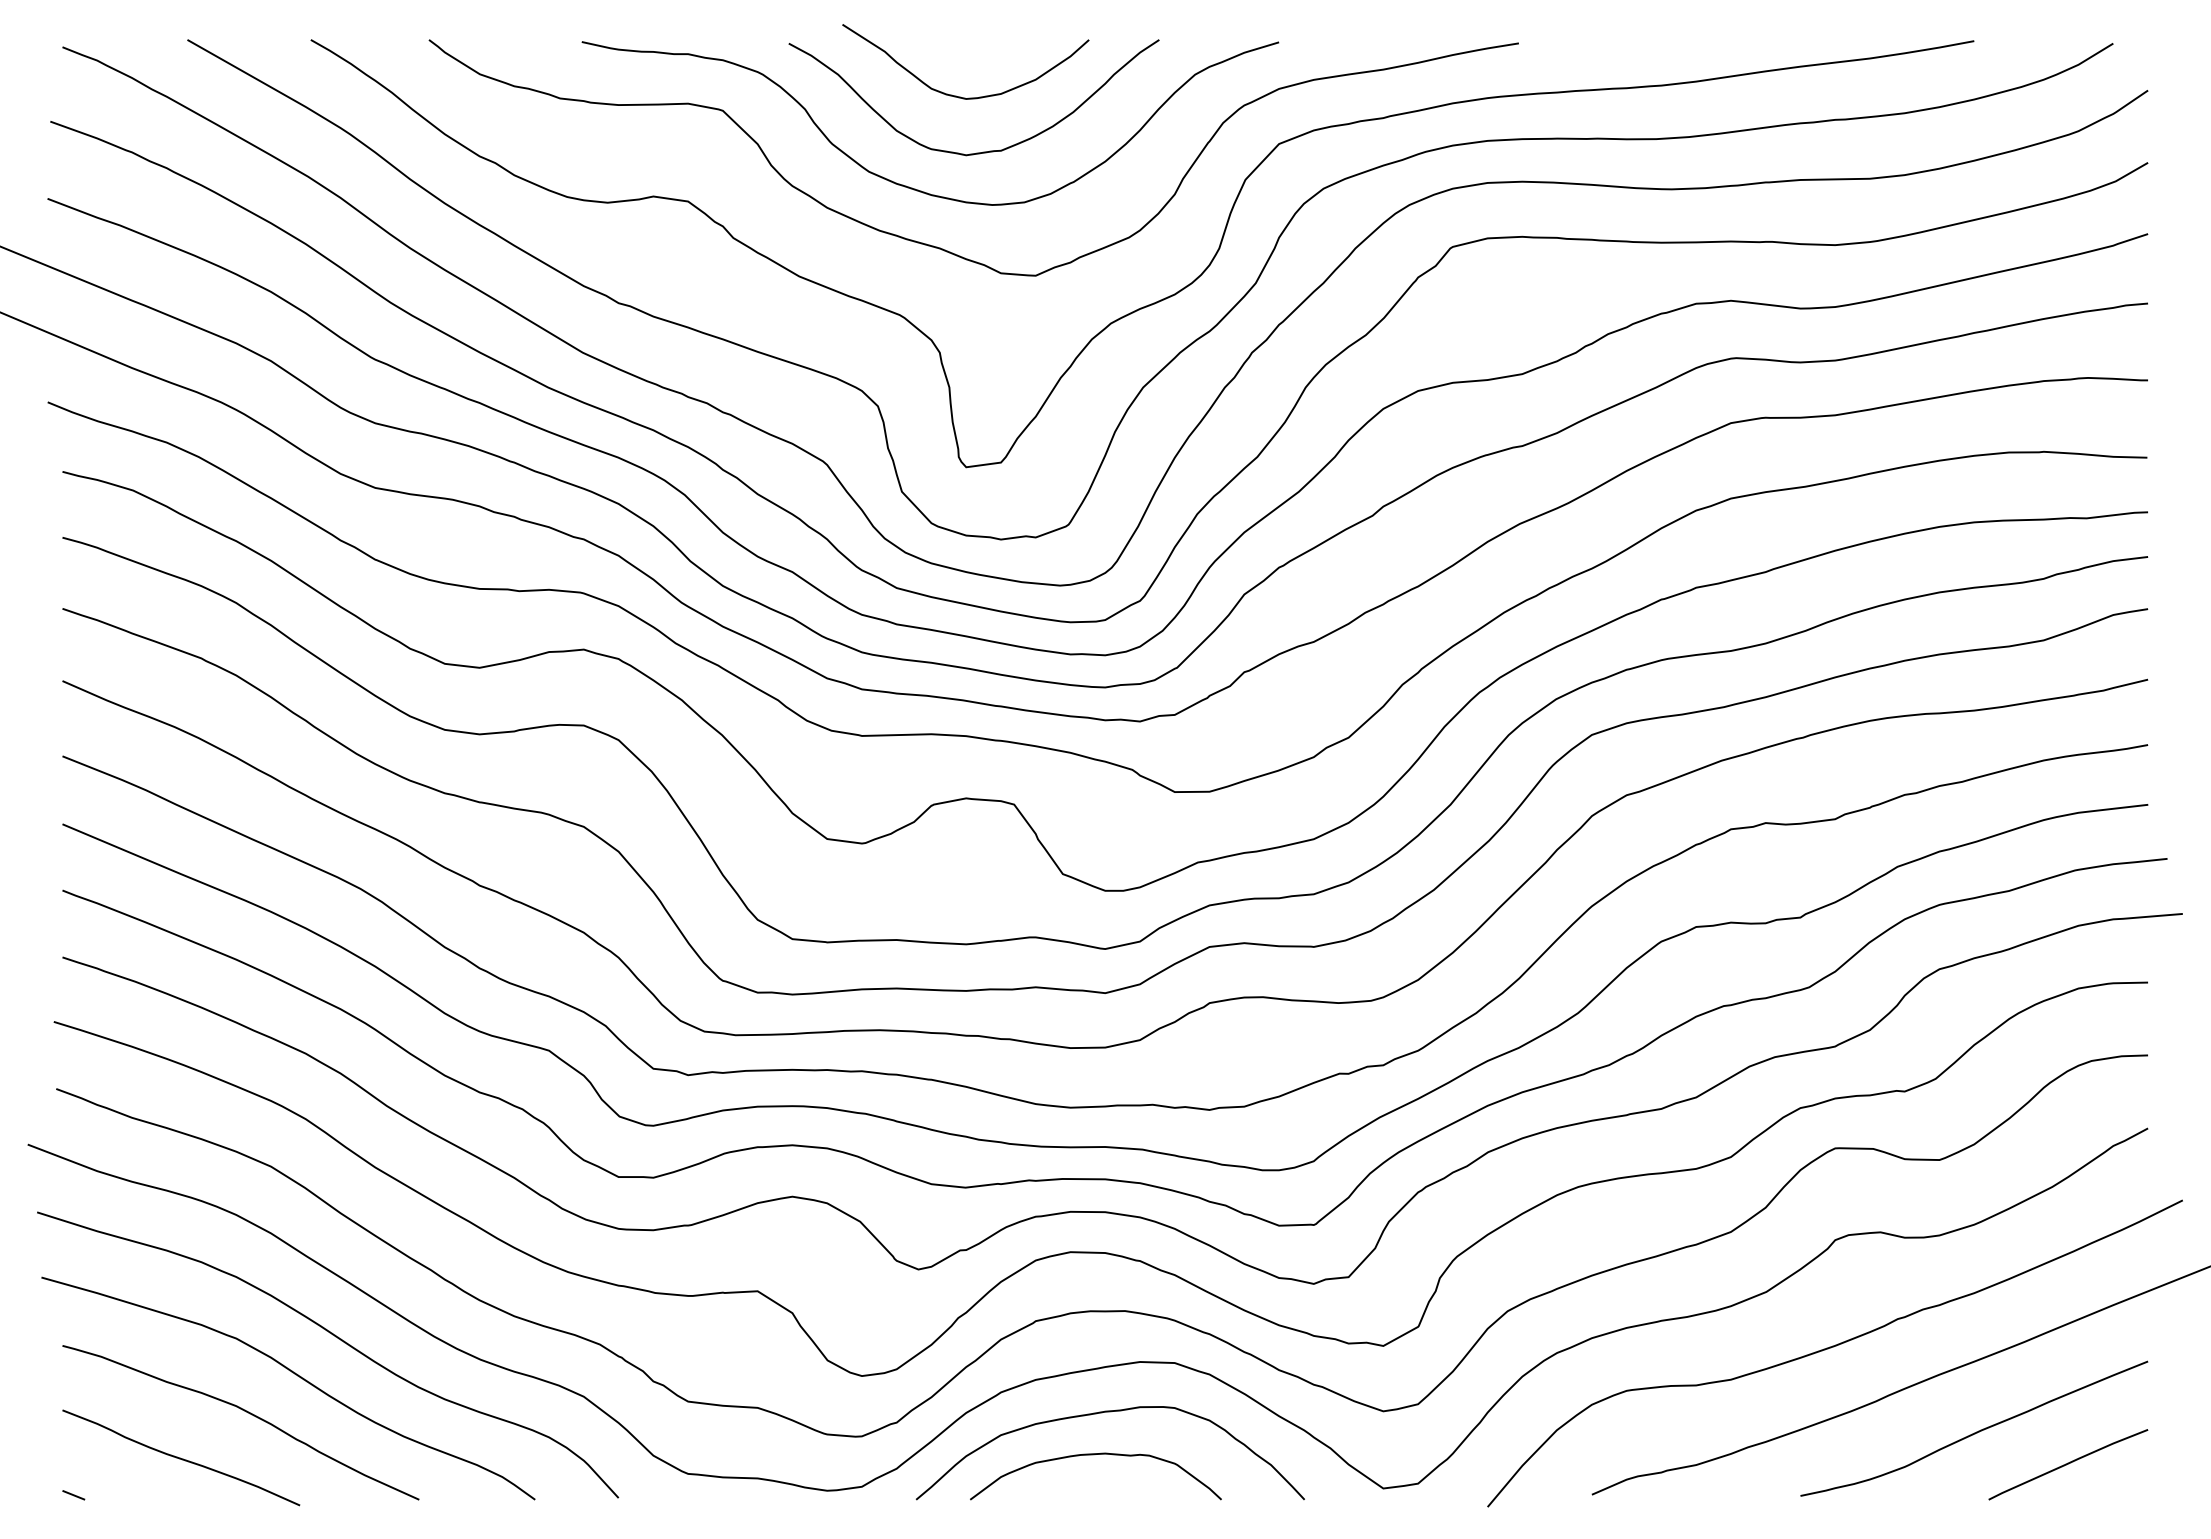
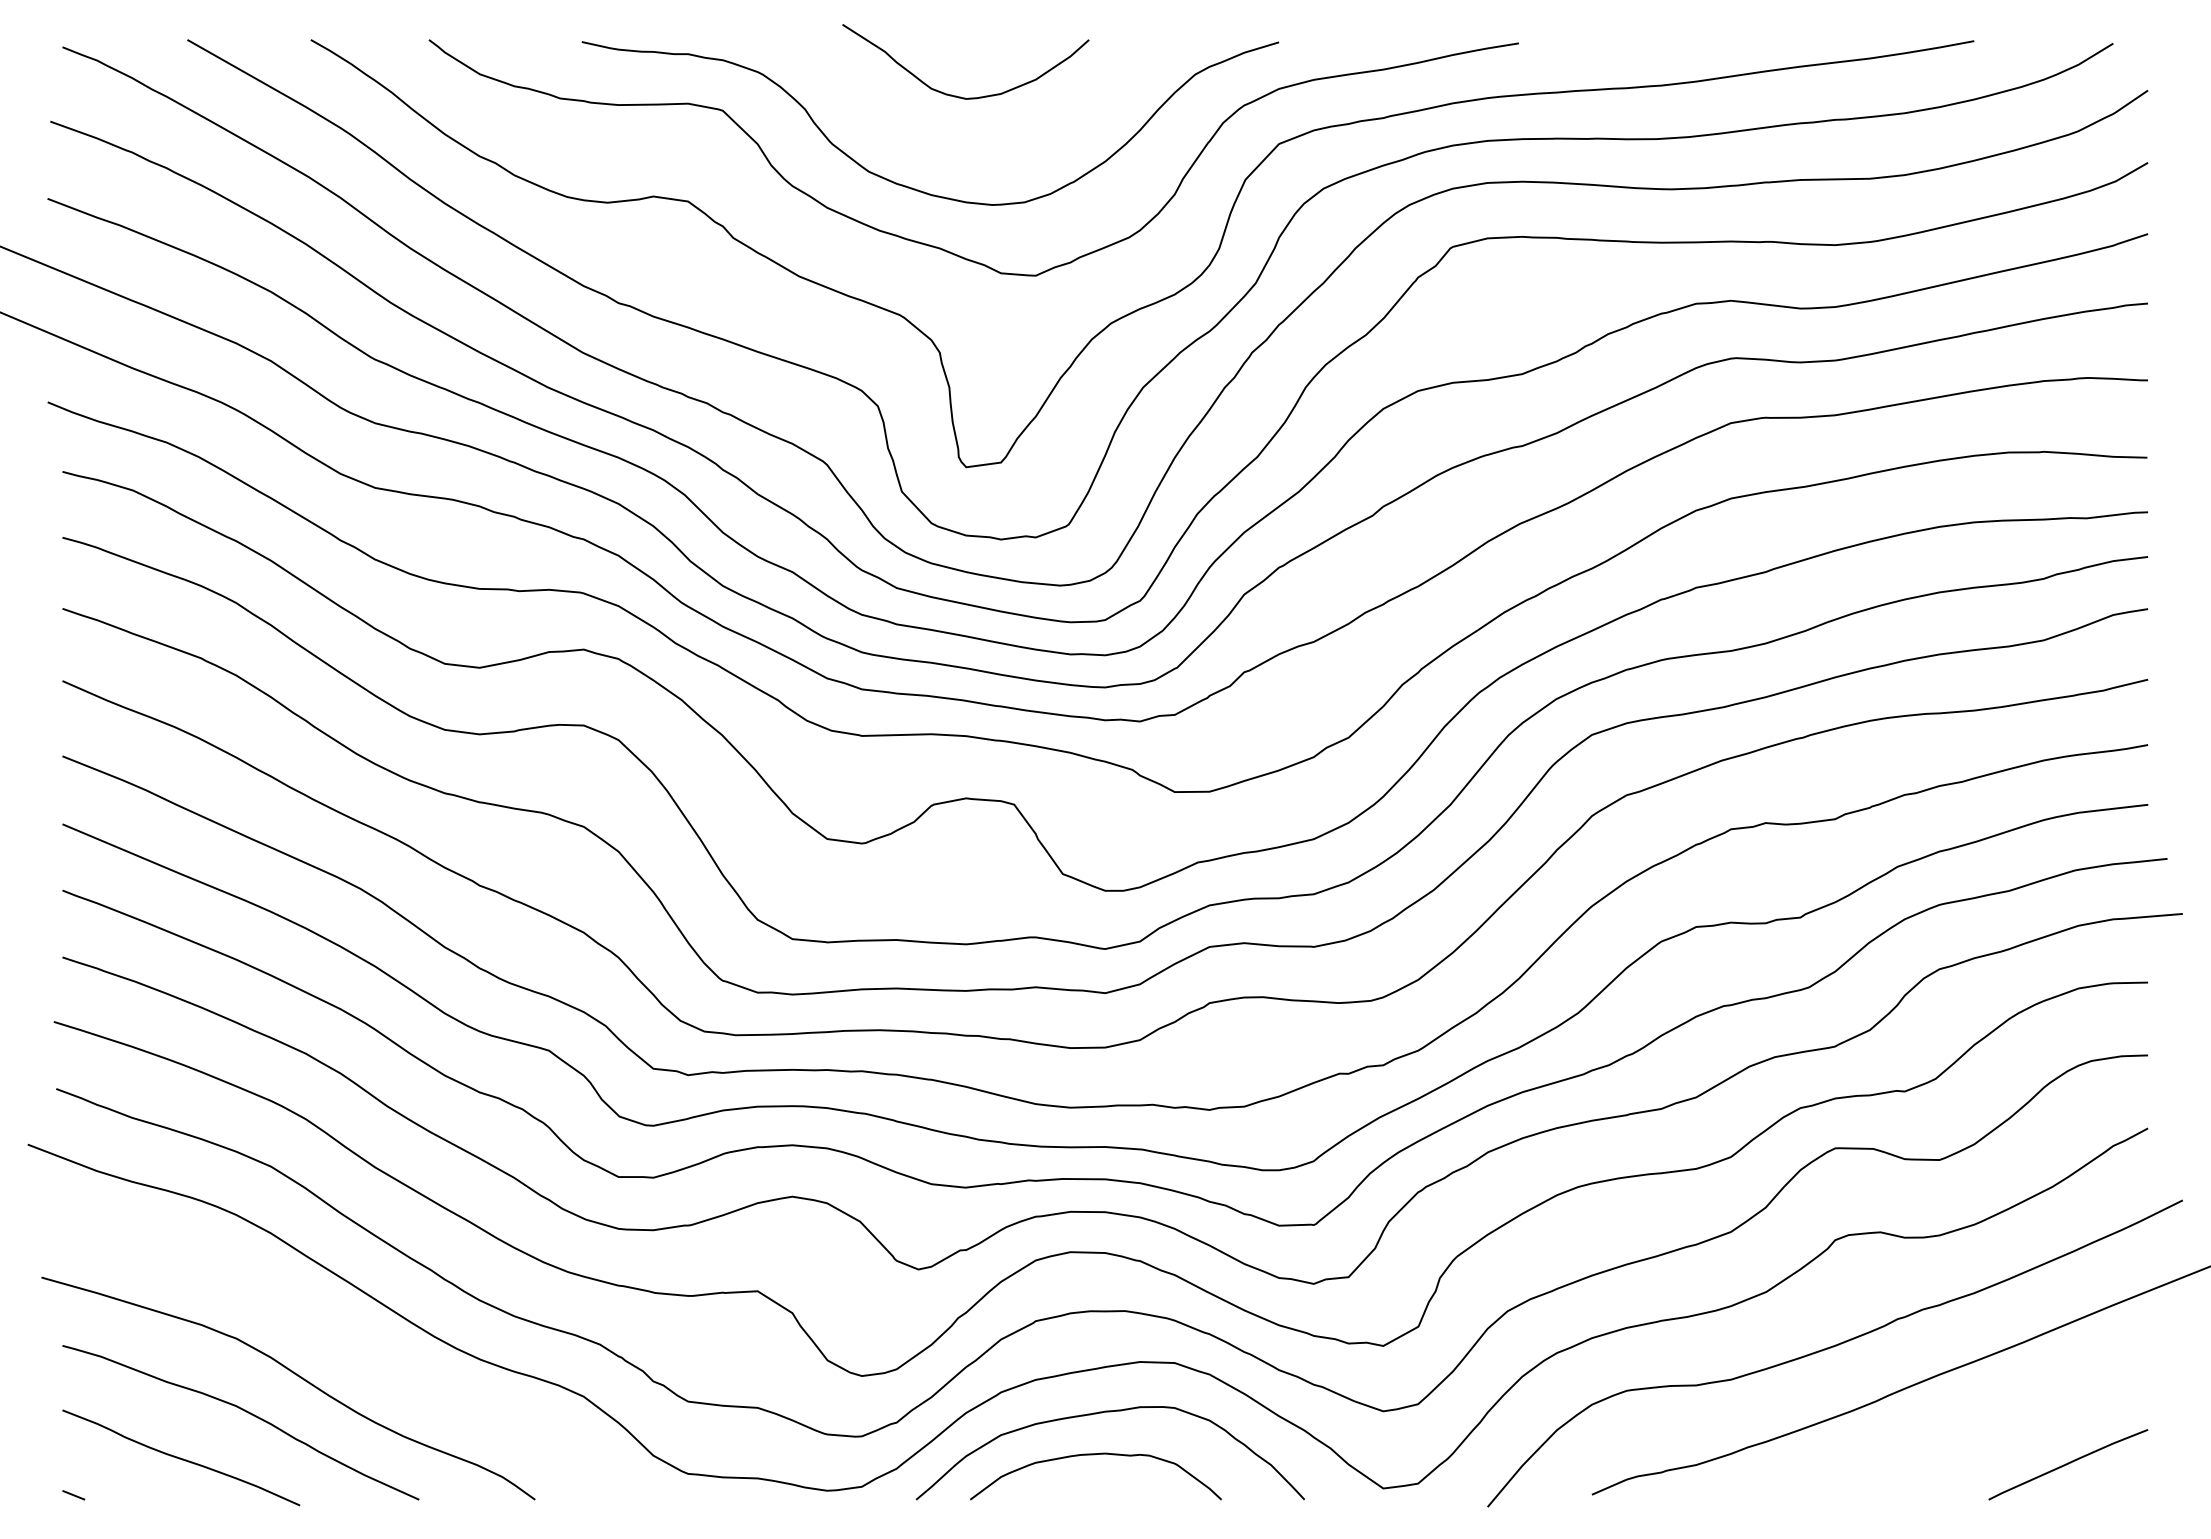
curve: present -> none (983, 151)
curve: present -> none (338, 1339)
curve: present -> none (1976, 1431)
